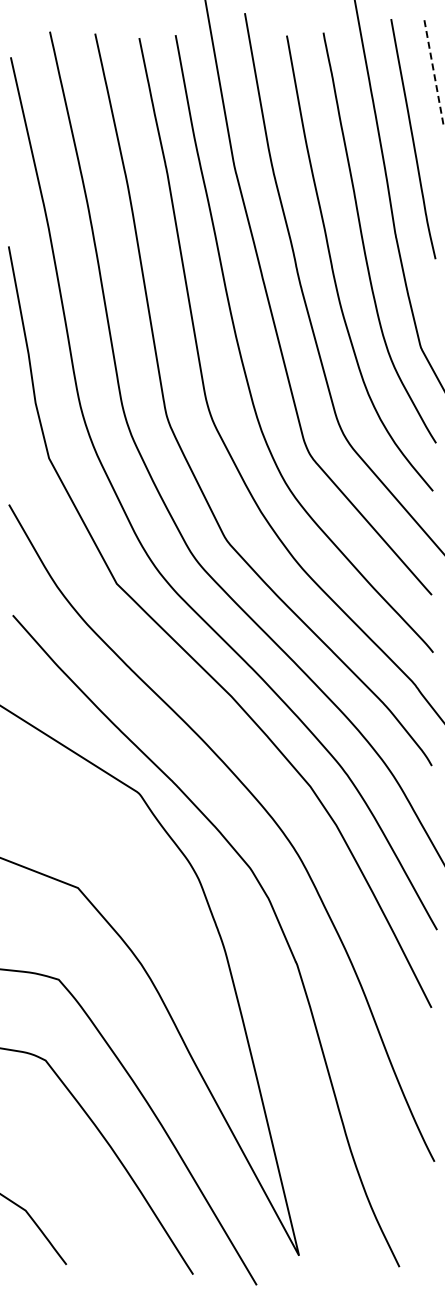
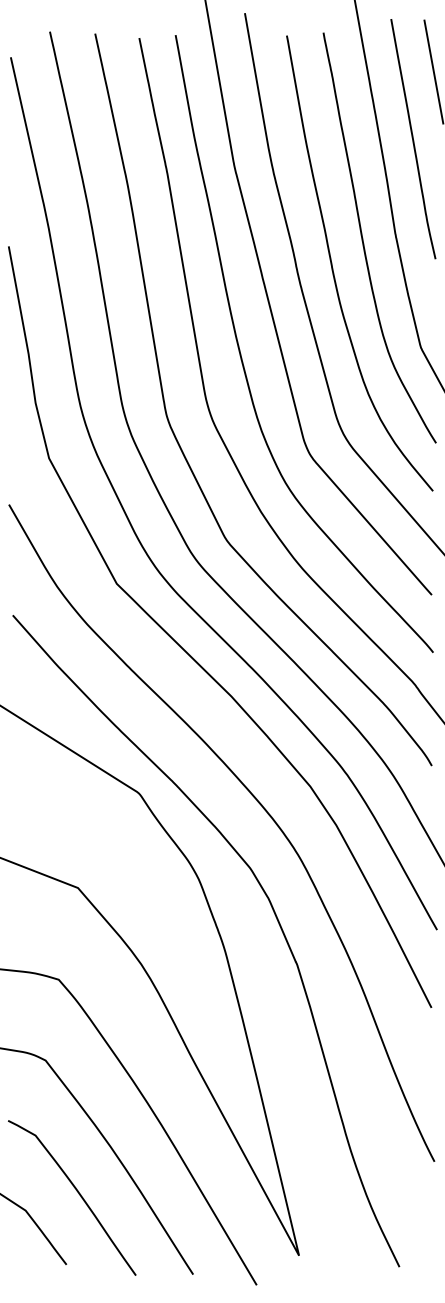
line: dashed -> solid (433, 71)
curve: none -> present (78, 1194)
